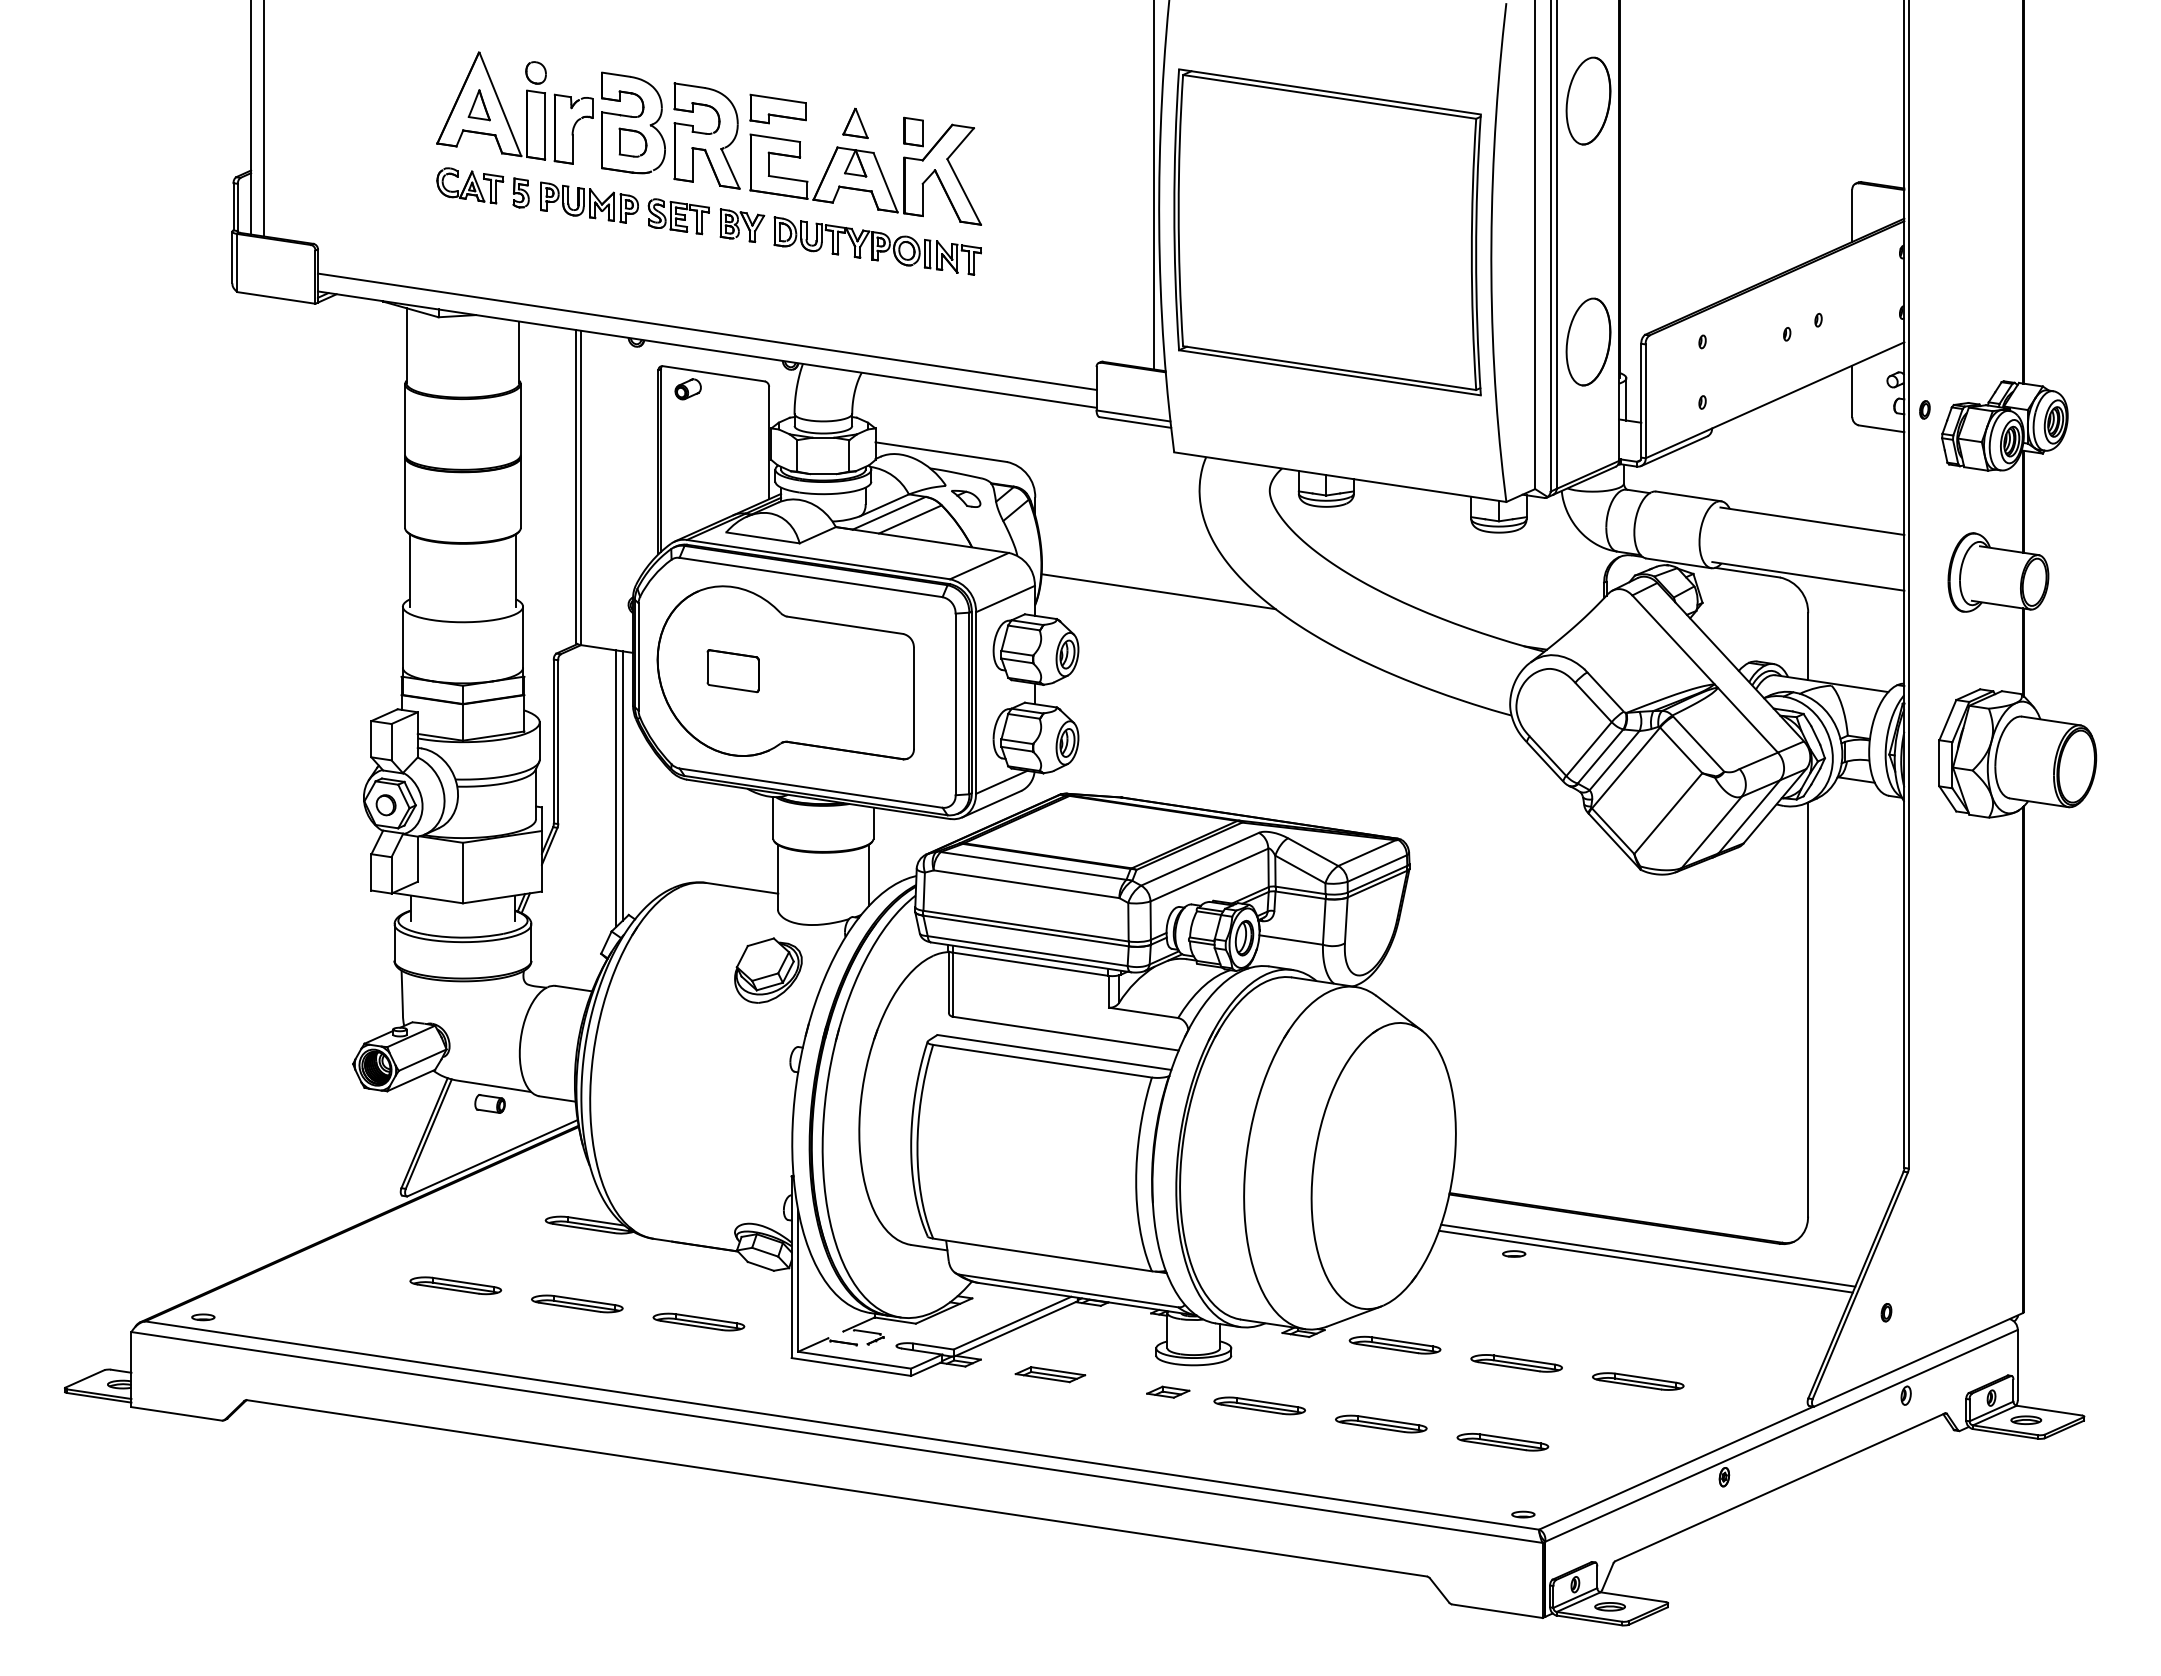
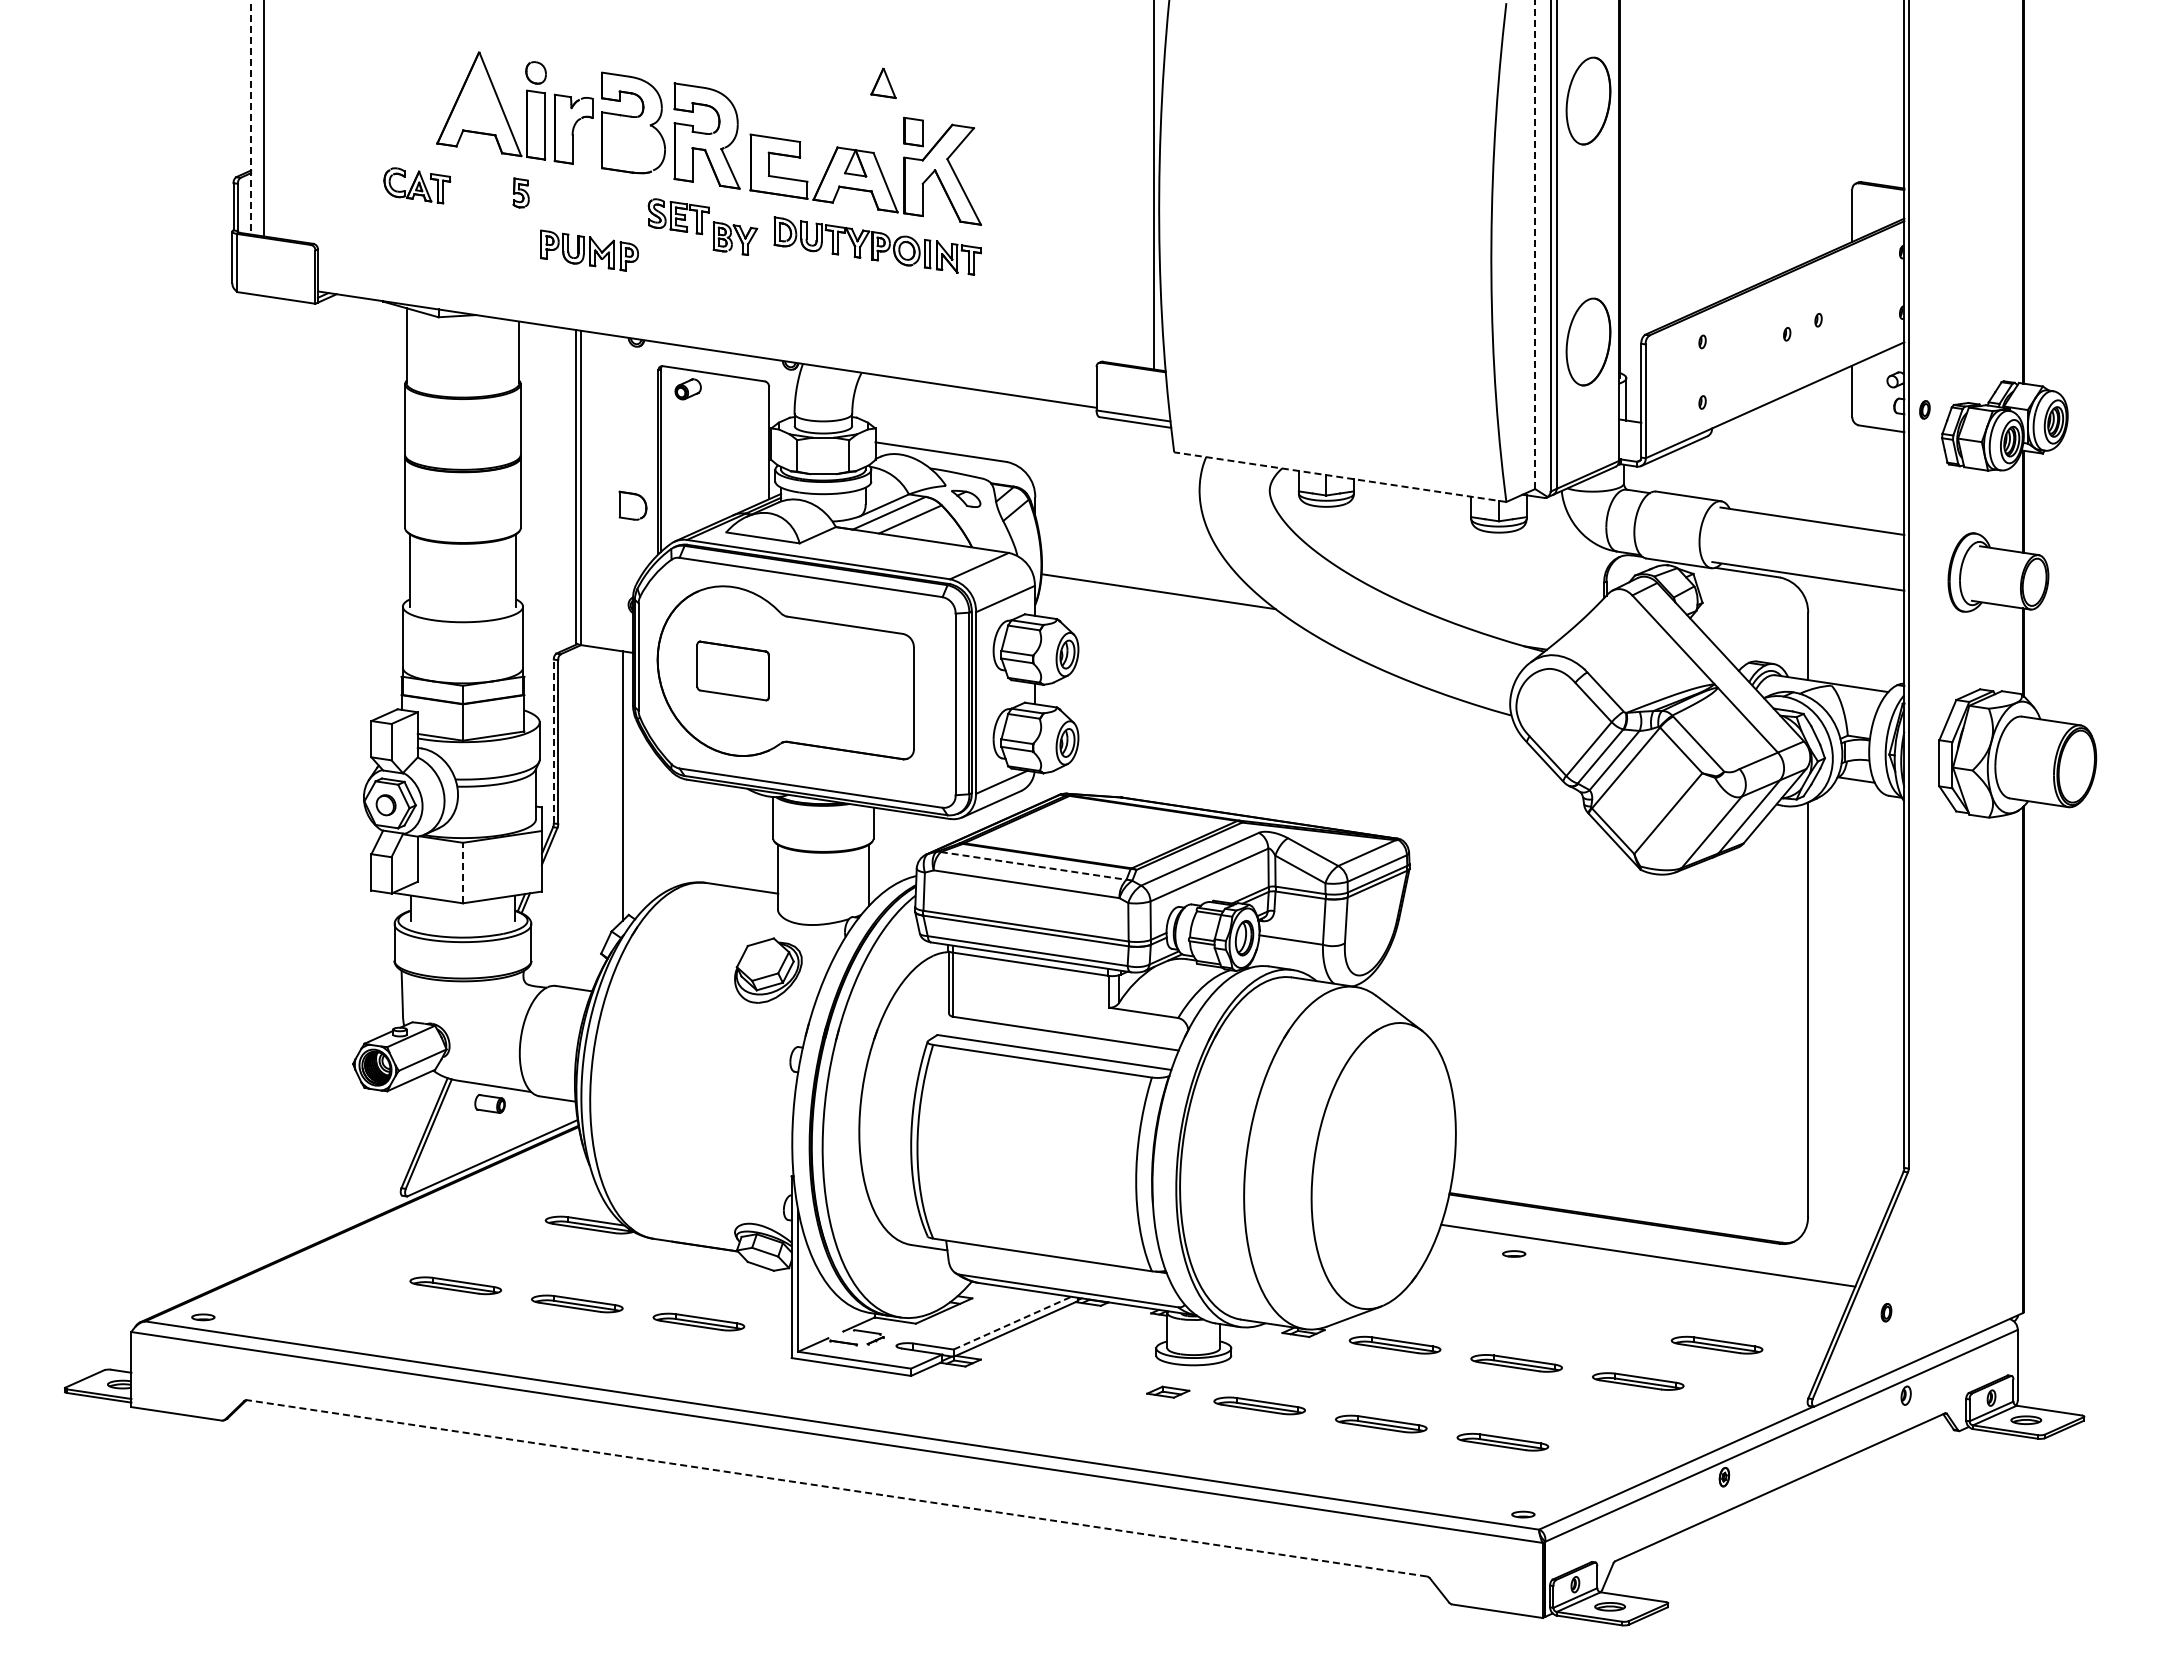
part: present -> none (478, 105)
part: present -> none (777, 108)
line: solid -> dashed (251, 117)
part position: (855, 122) -> (883, 82) (883, 82)
part position: (632, 142) -> (632, 505) (632, 505)
part position: (470, 185) -> (417, 185) (417, 185)
part position: (589, 202) -> (589, 250) (589, 250)
part position: (742, 225) -> (735, 238) (735, 238)
part: present -> none (1327, 232)
line: solid -> dashed (1535, 244)
line: present -> none (706, 331)
line: solid -> dashed (1340, 477)
part size: 54x45 px -> 74x62 px (732, 670)
line: solid -> dashed (553, 741)
line: present -> none (615, 788)
line: solid -> dashed (1033, 865)
line: solid -> dashed (462, 872)
line: present -> none (1645, 1261)
line: solid -> dashed (1012, 1322)
part: none -> present (1716, 1344)
part: present -> none (1050, 1374)
line: solid -> dashed (836, 1488)
